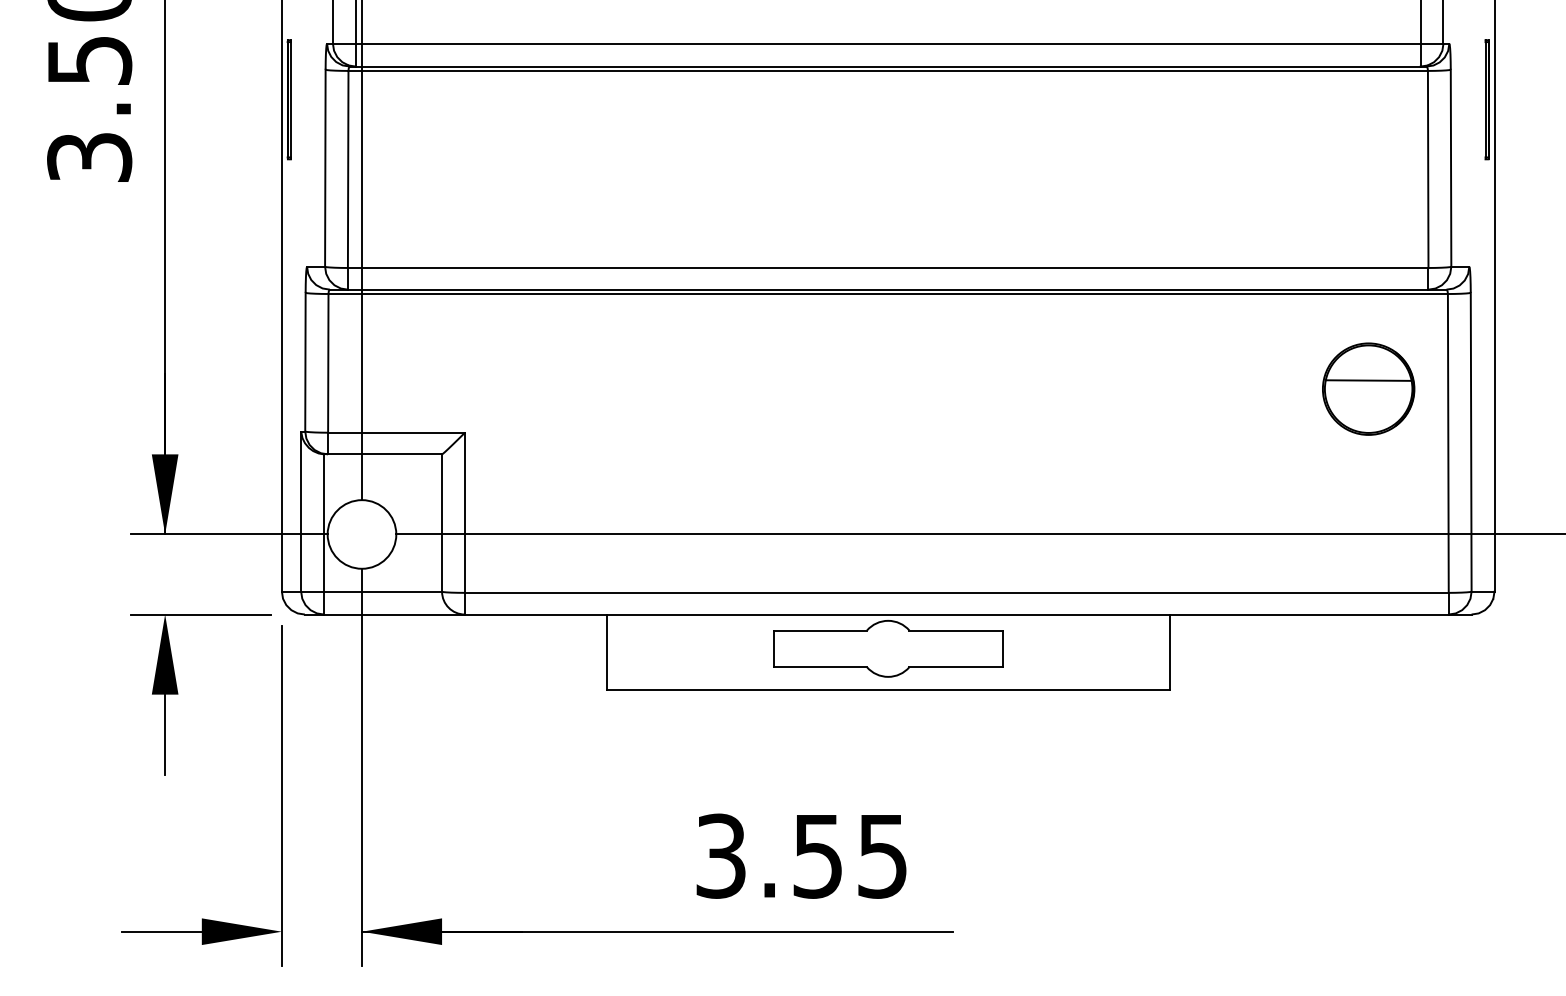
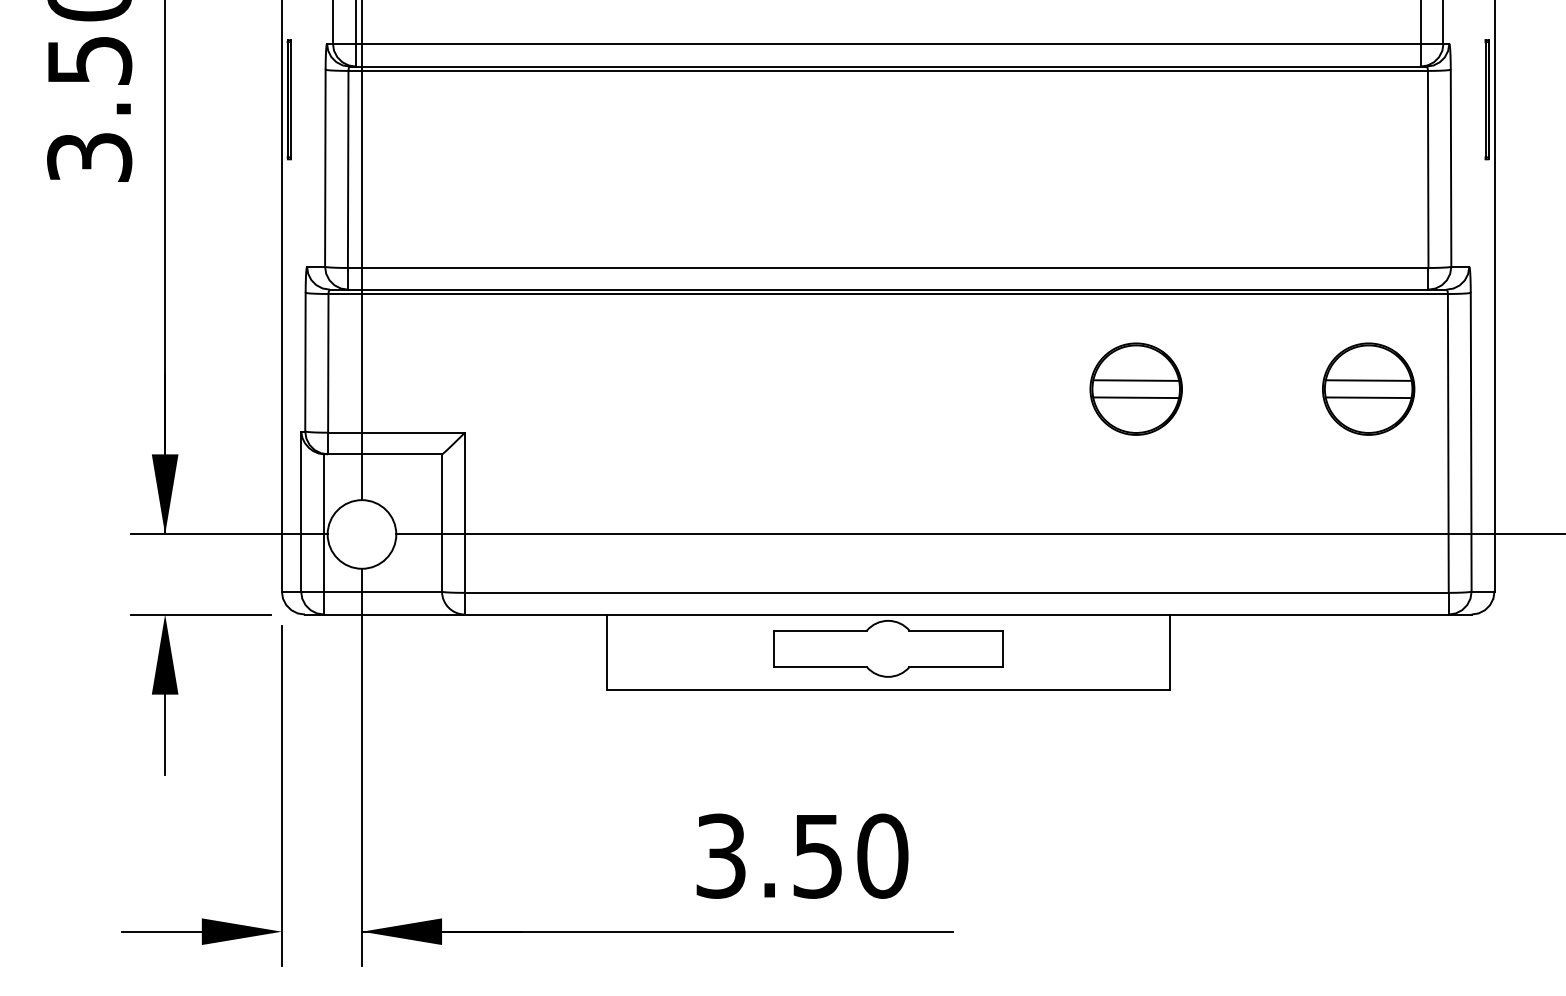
part: none -> present (1135, 388)
line: none -> present (1368, 397)
text: 3.55 -> 3.50 (882, 855)
